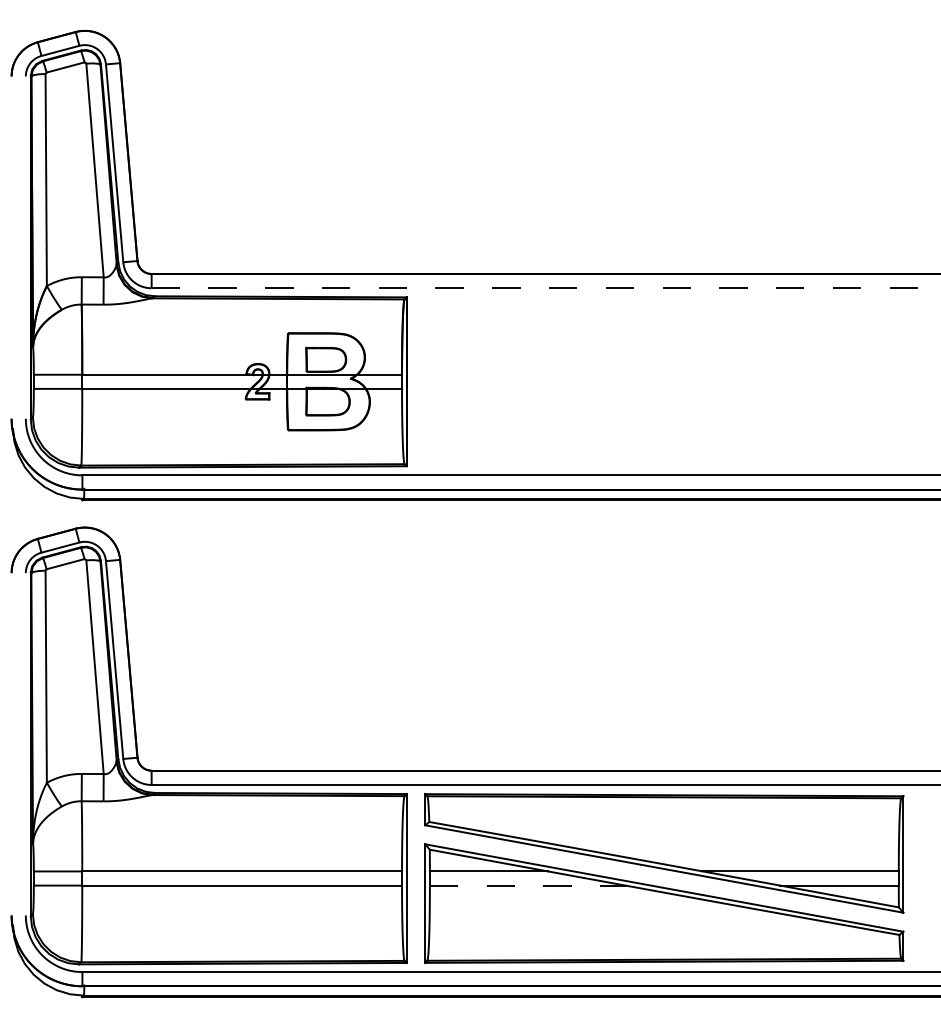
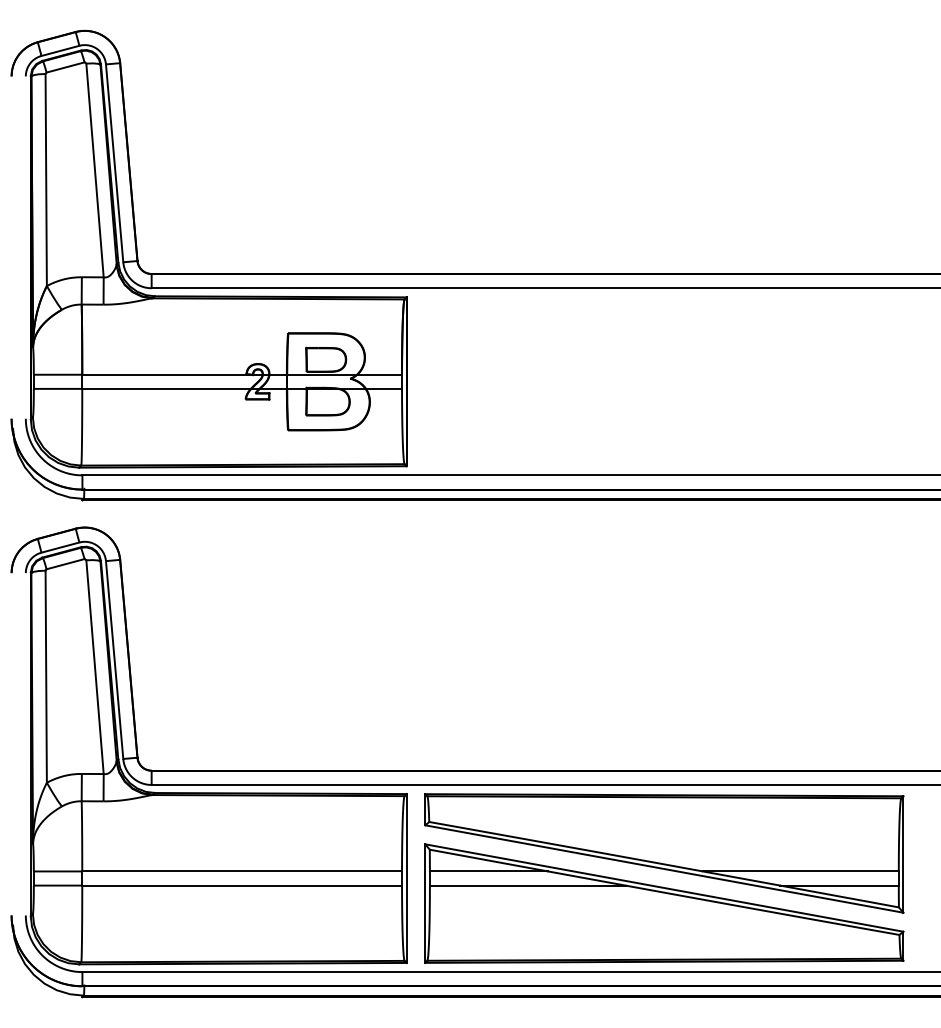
line: dashed -> solid (546, 288)
line: dashed -> solid (527, 885)
